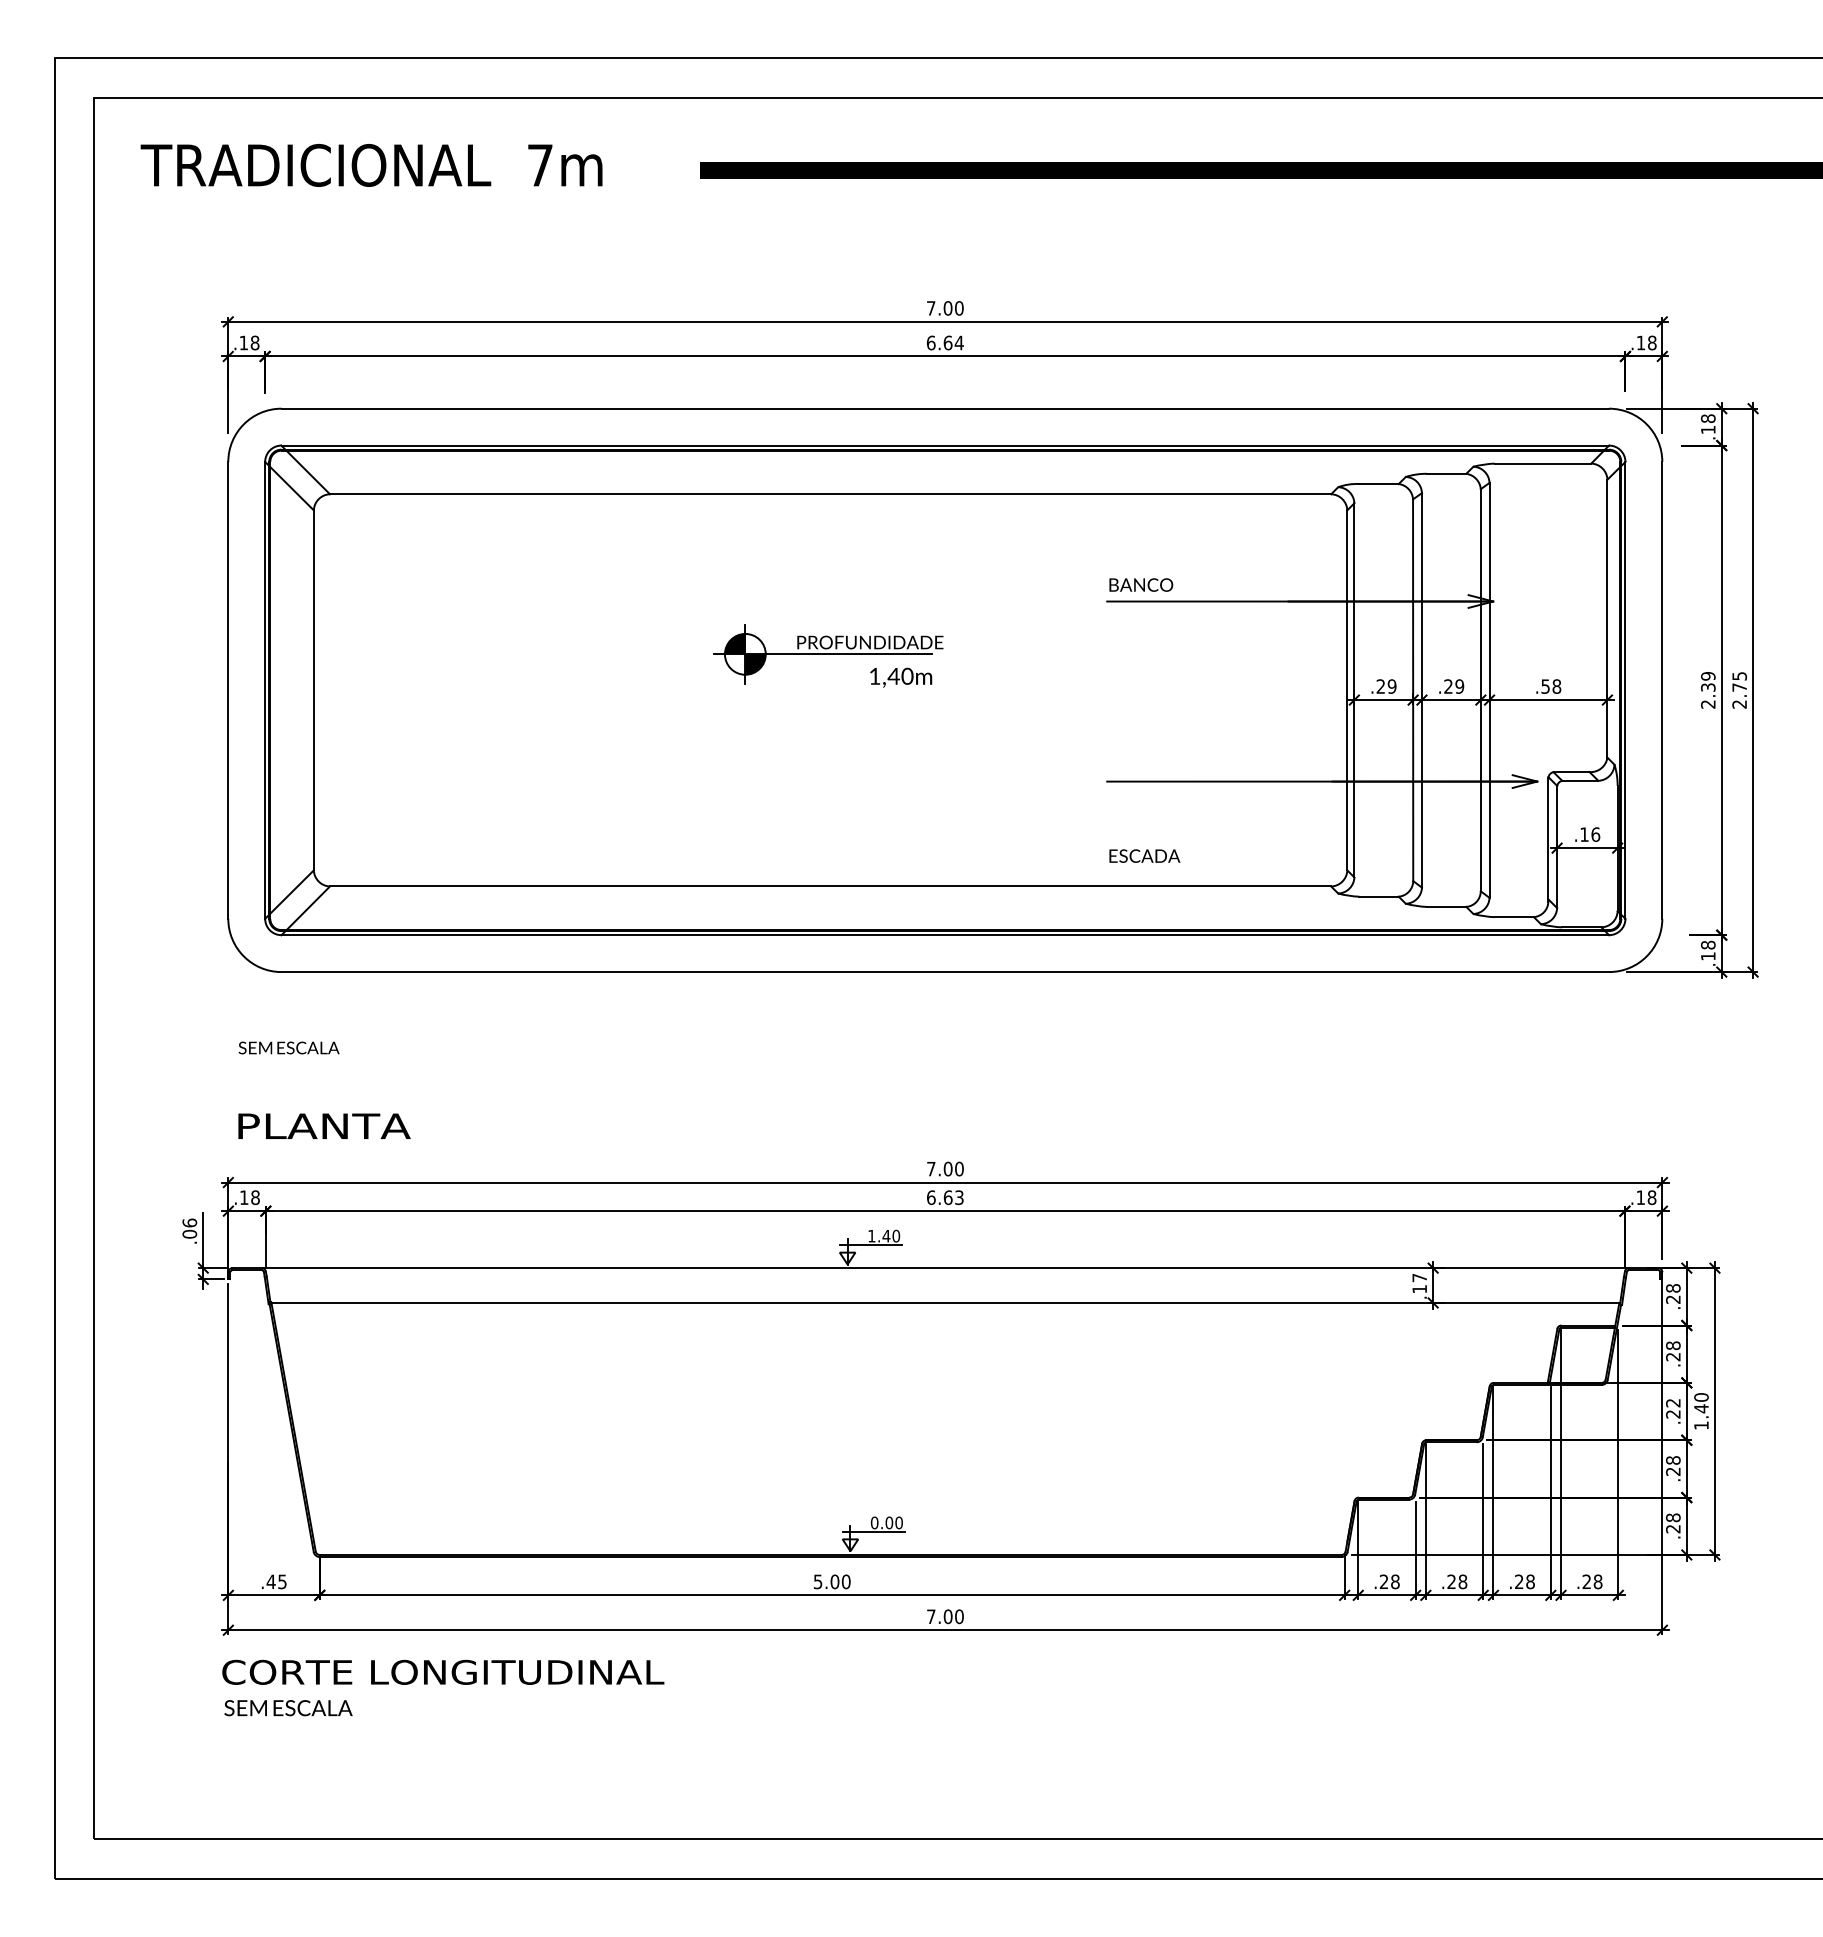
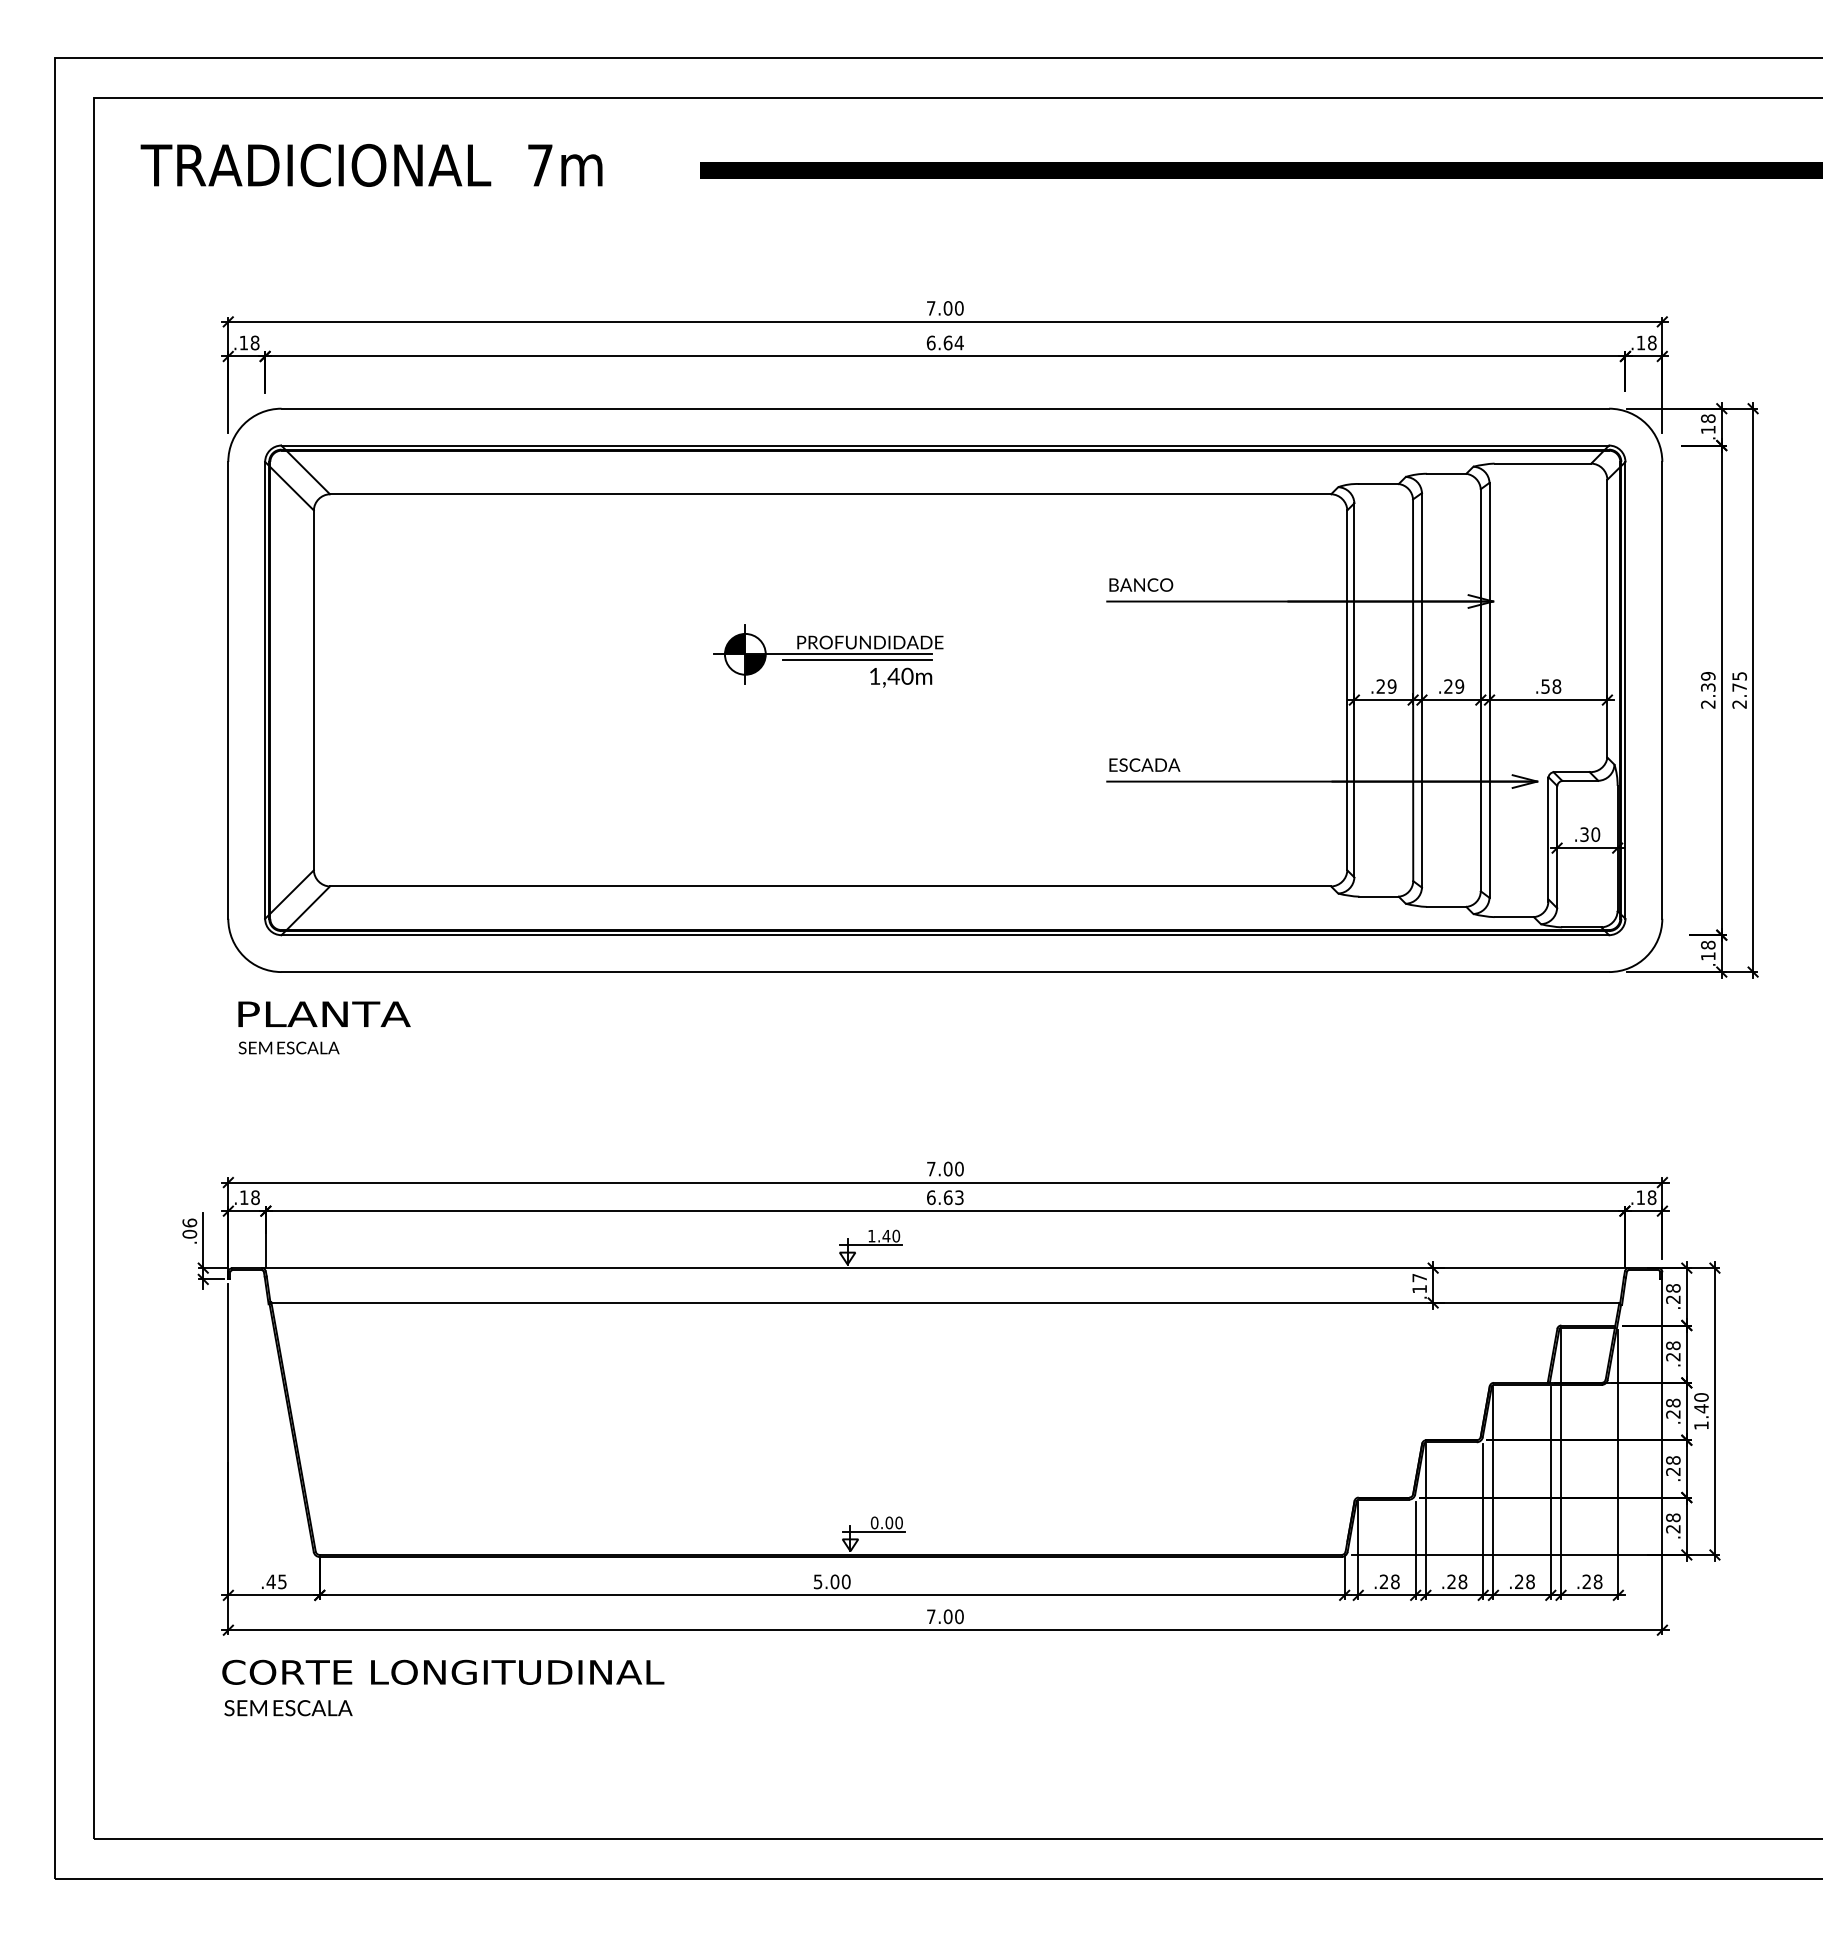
line: none -> present (857, 659)
text: .16 -> .30 (1590, 834)
text position: (1144, 855) -> (1144, 764) (1144, 764)
text position: (324, 1125) -> (324, 1013) (324, 1013)
text: .22 -> .28 (1673, 1402)
